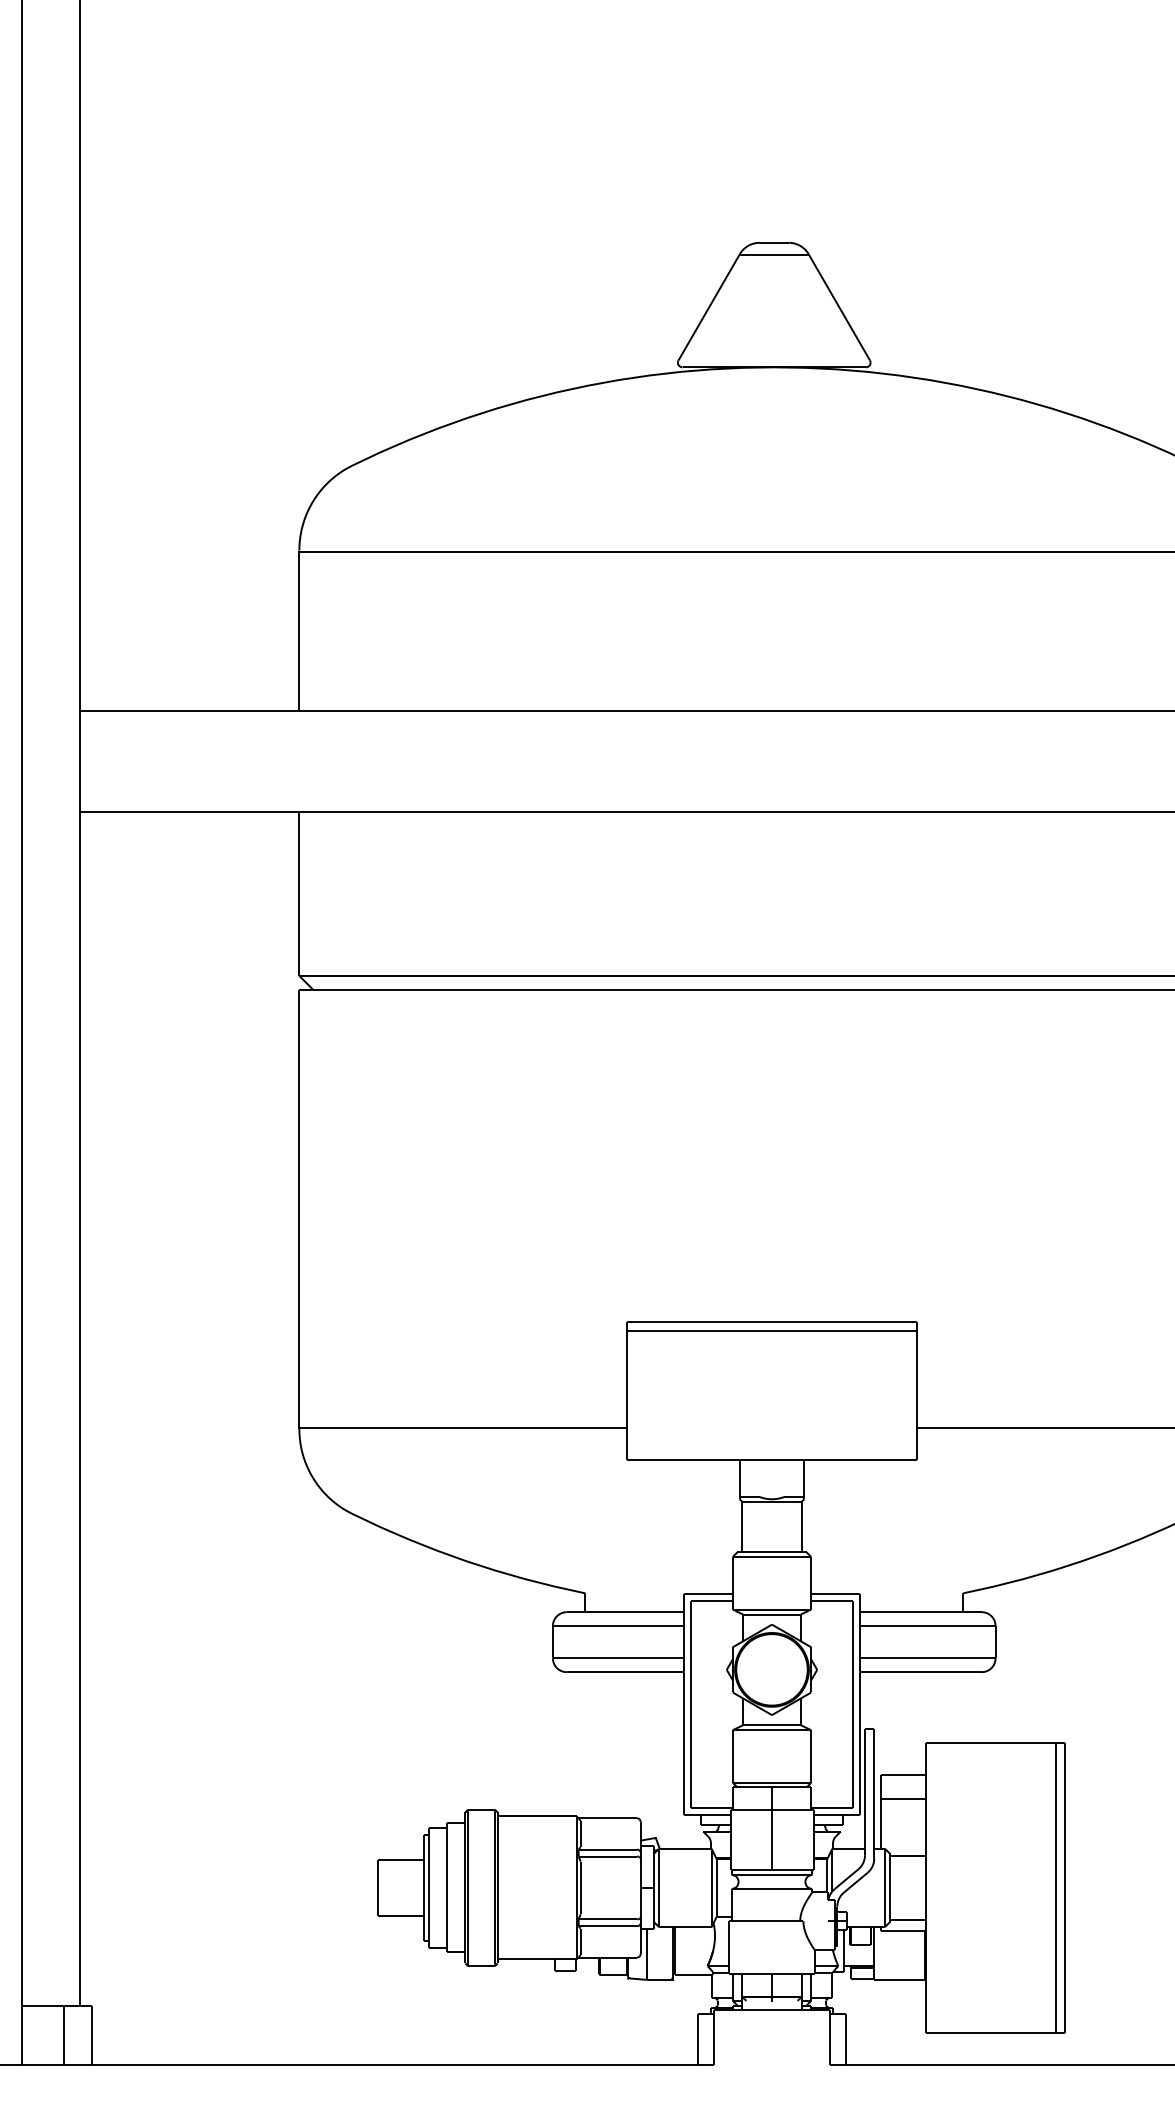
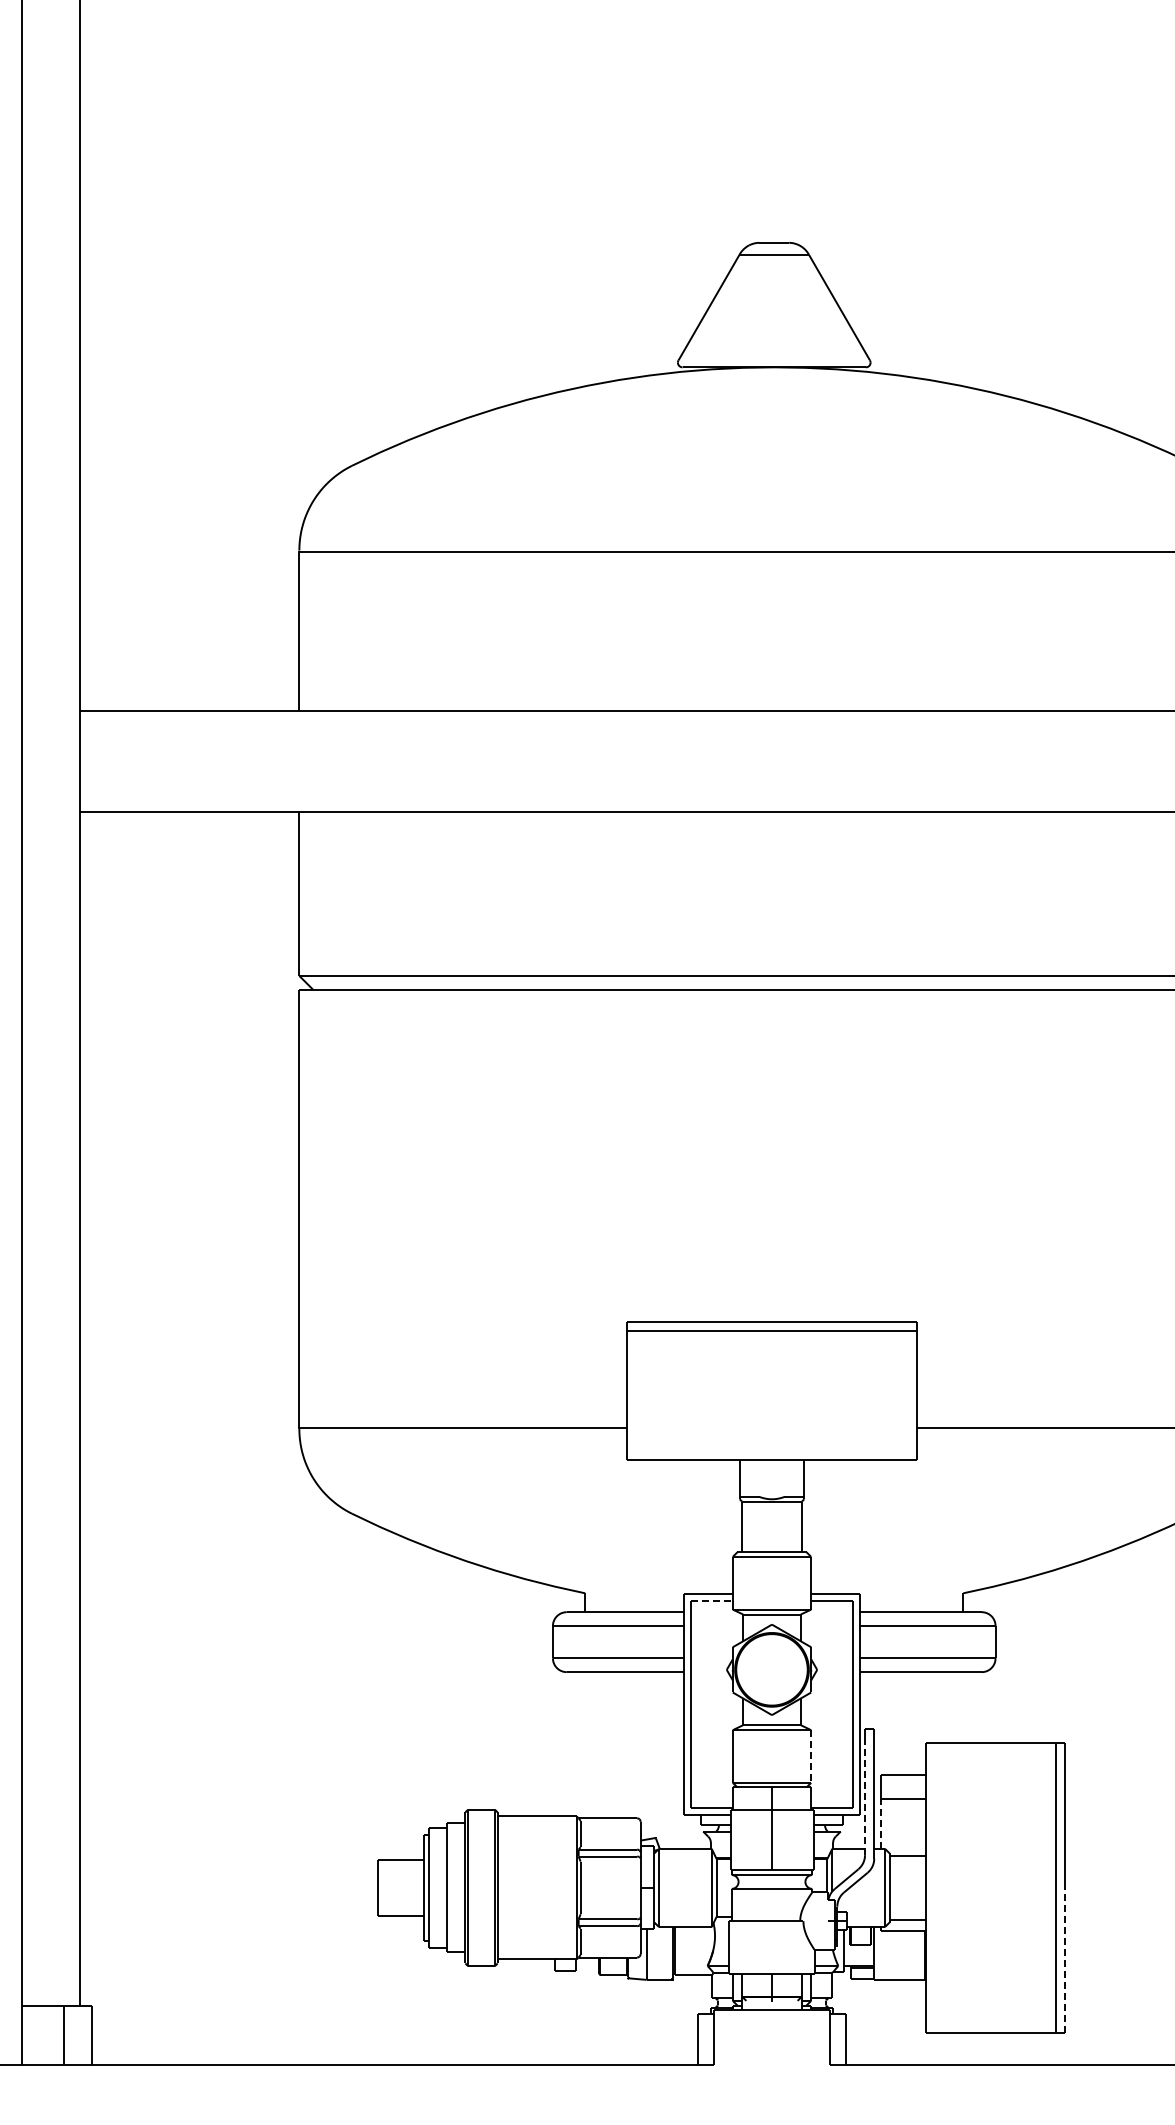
line: solid -> dashed (712, 1600)
line: solid -> dashed (811, 1756)
line: solid -> dashed (865, 1796)
line: solid -> dashed (881, 1823)
line: solid -> dashed (1064, 1960)
